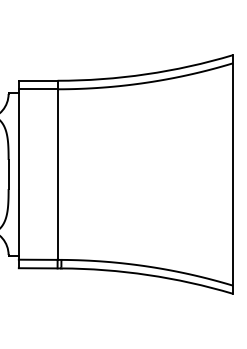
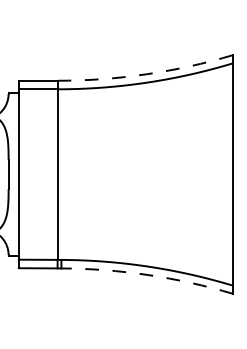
arc: solid -> dashed (146, 74)
arc: solid -> dashed (148, 275)
